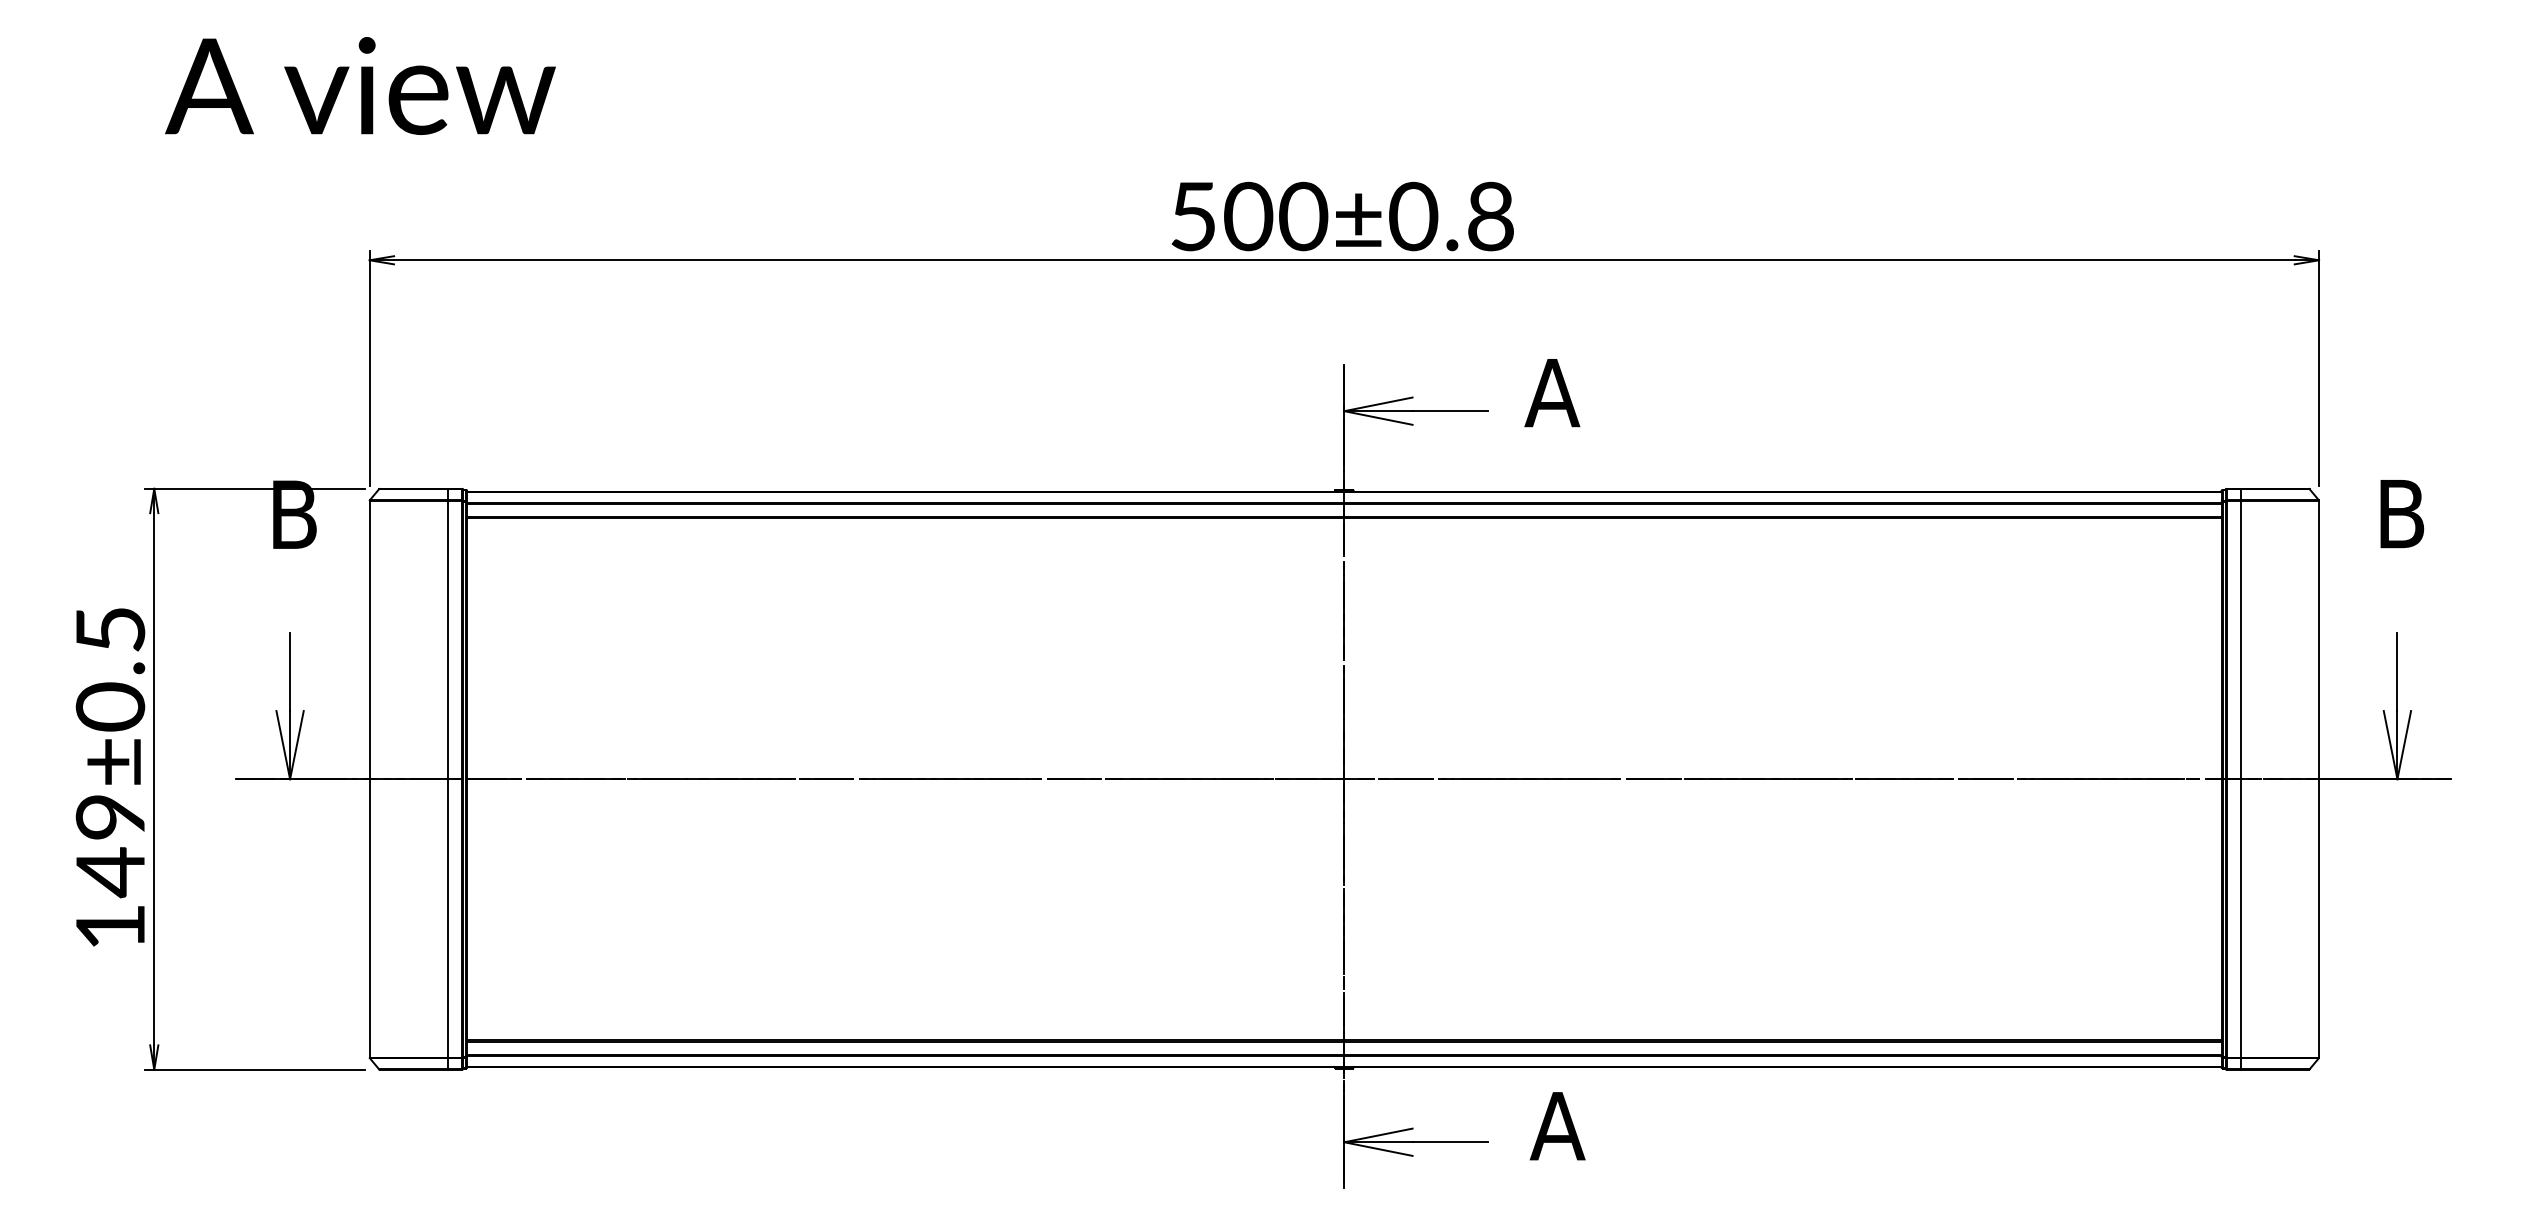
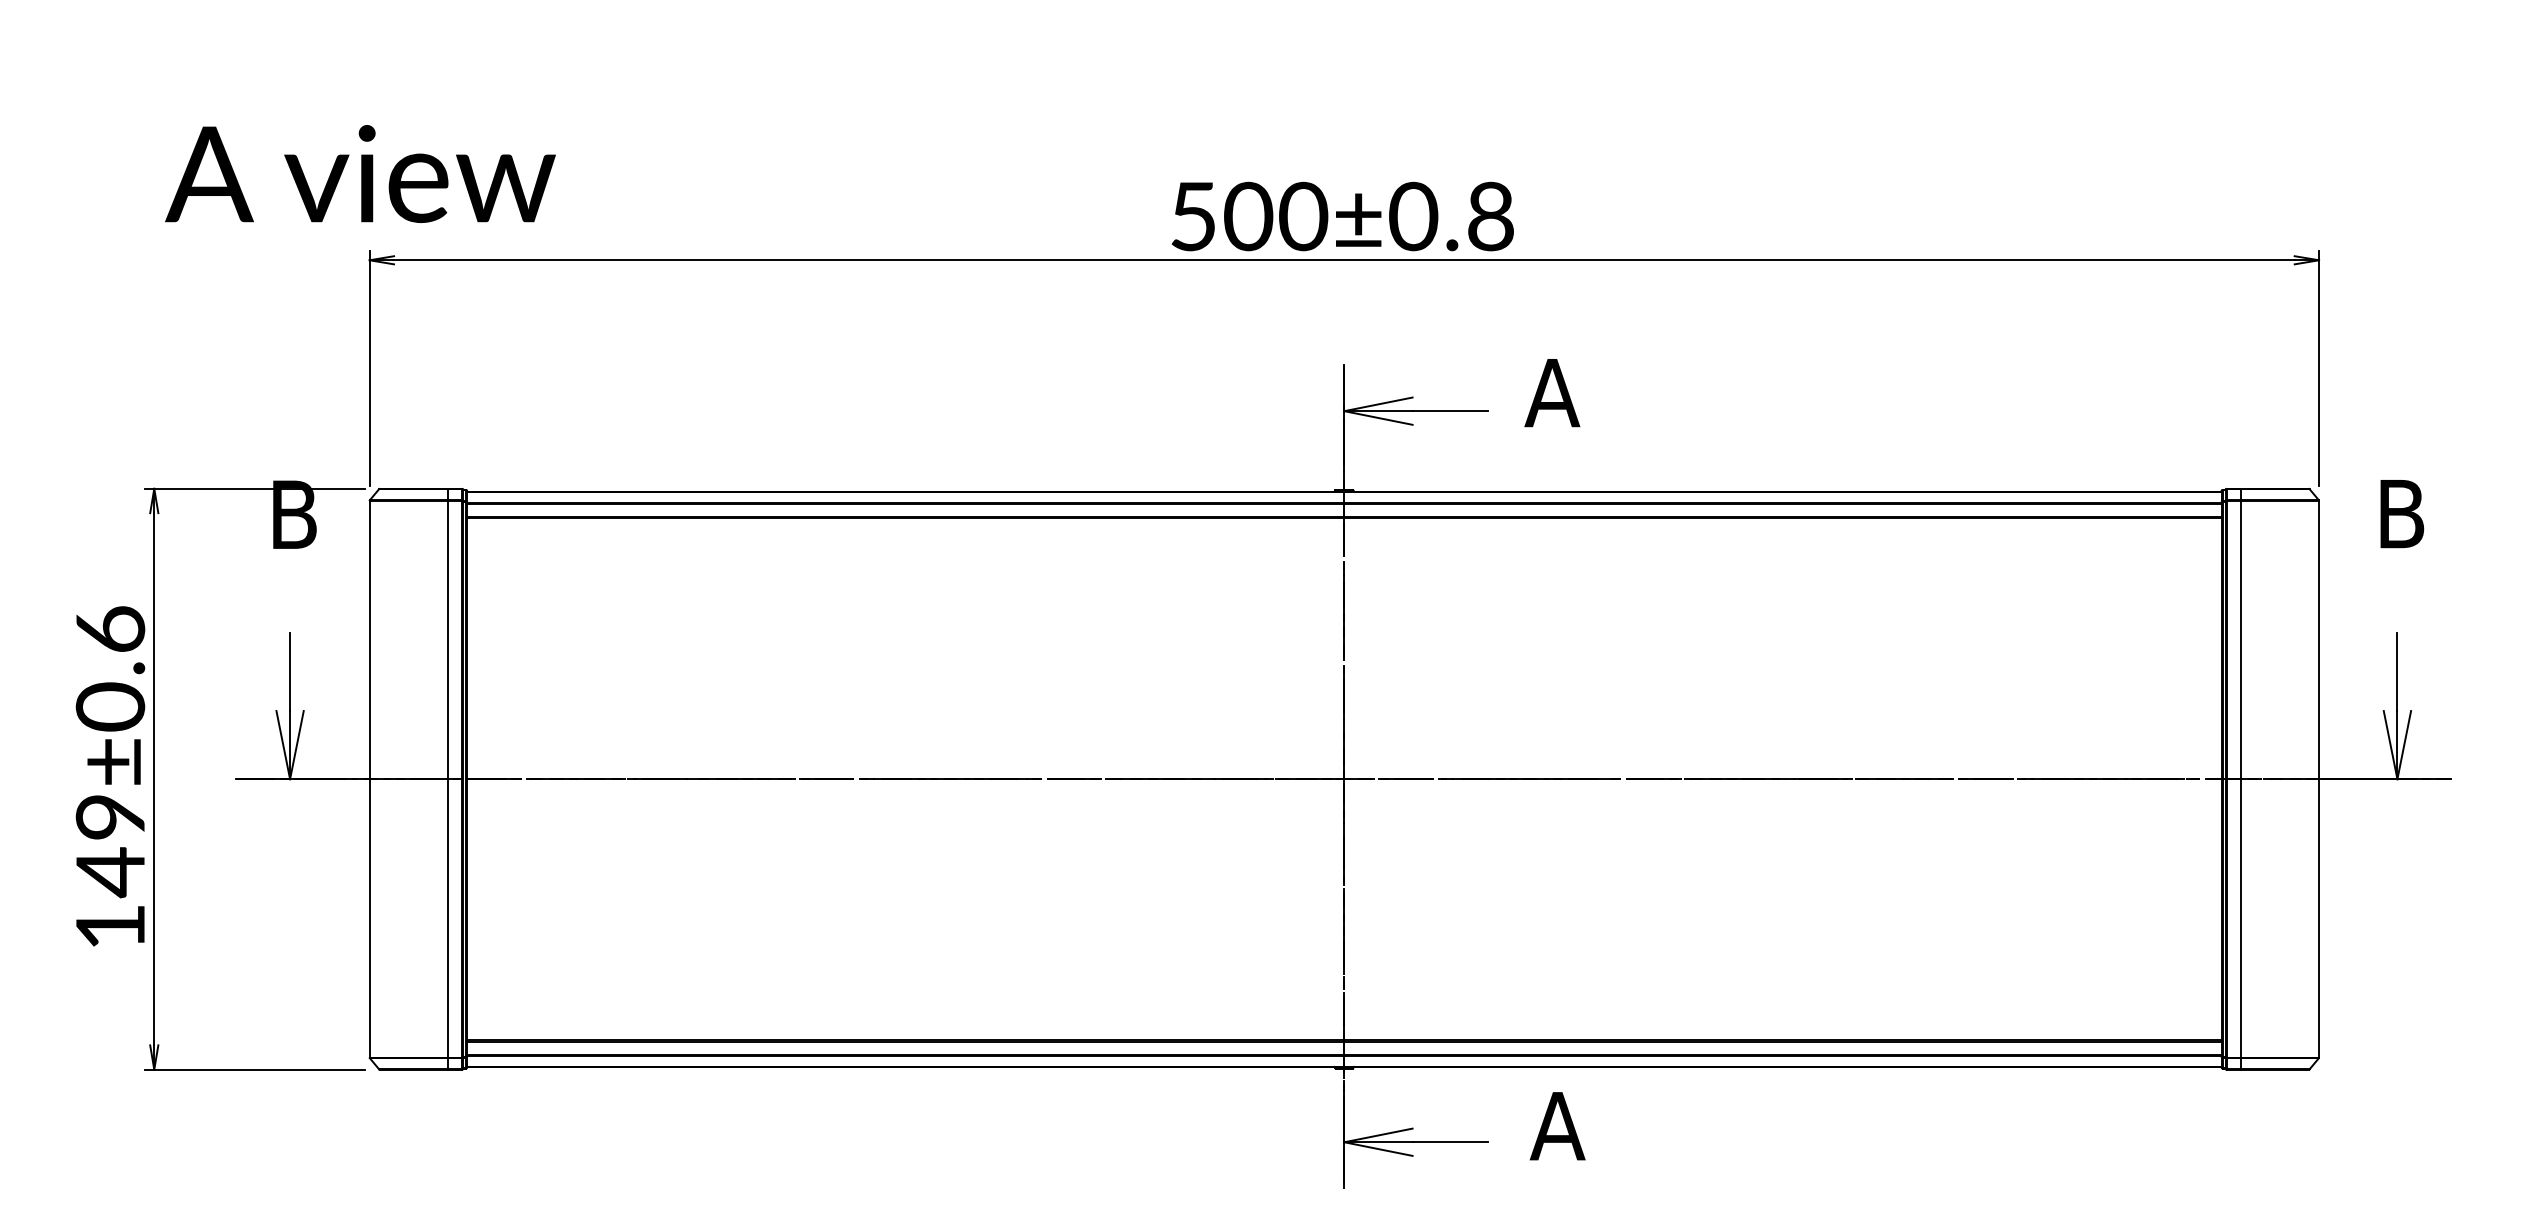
text position: (360, 85) -> (360, 173) (360, 173)
text: 149±0.5 -> 149±0.6 (110, 628)
